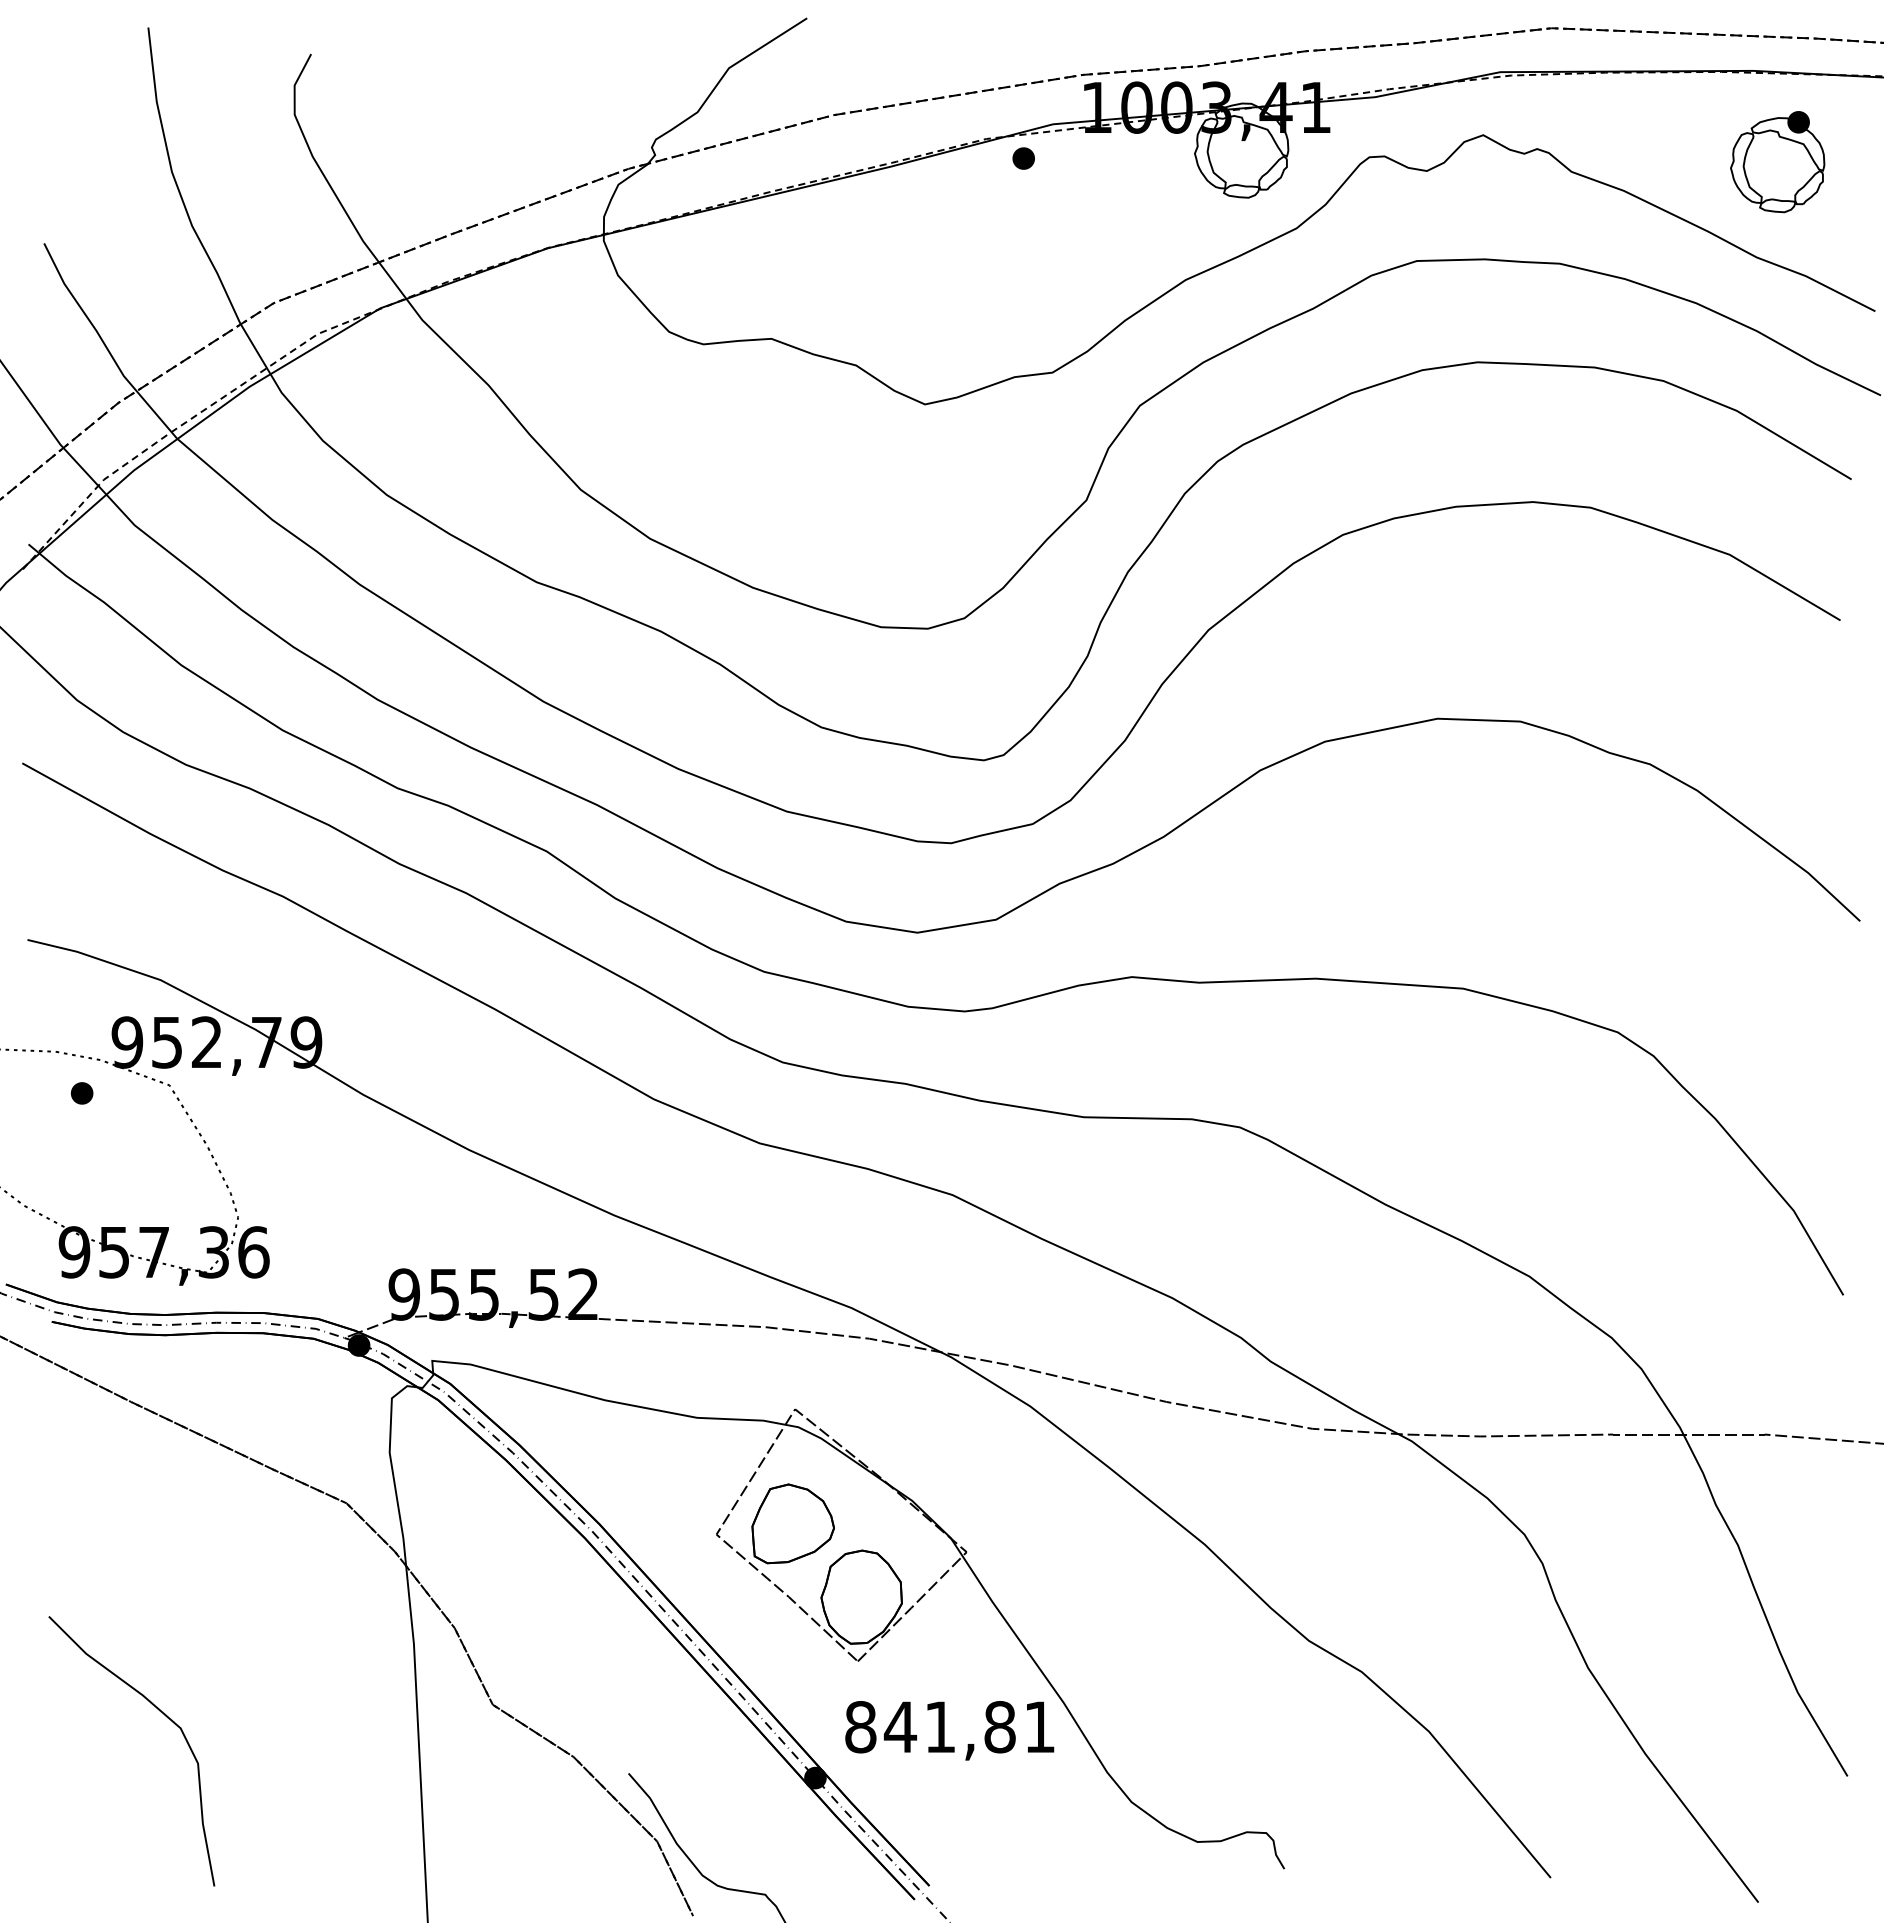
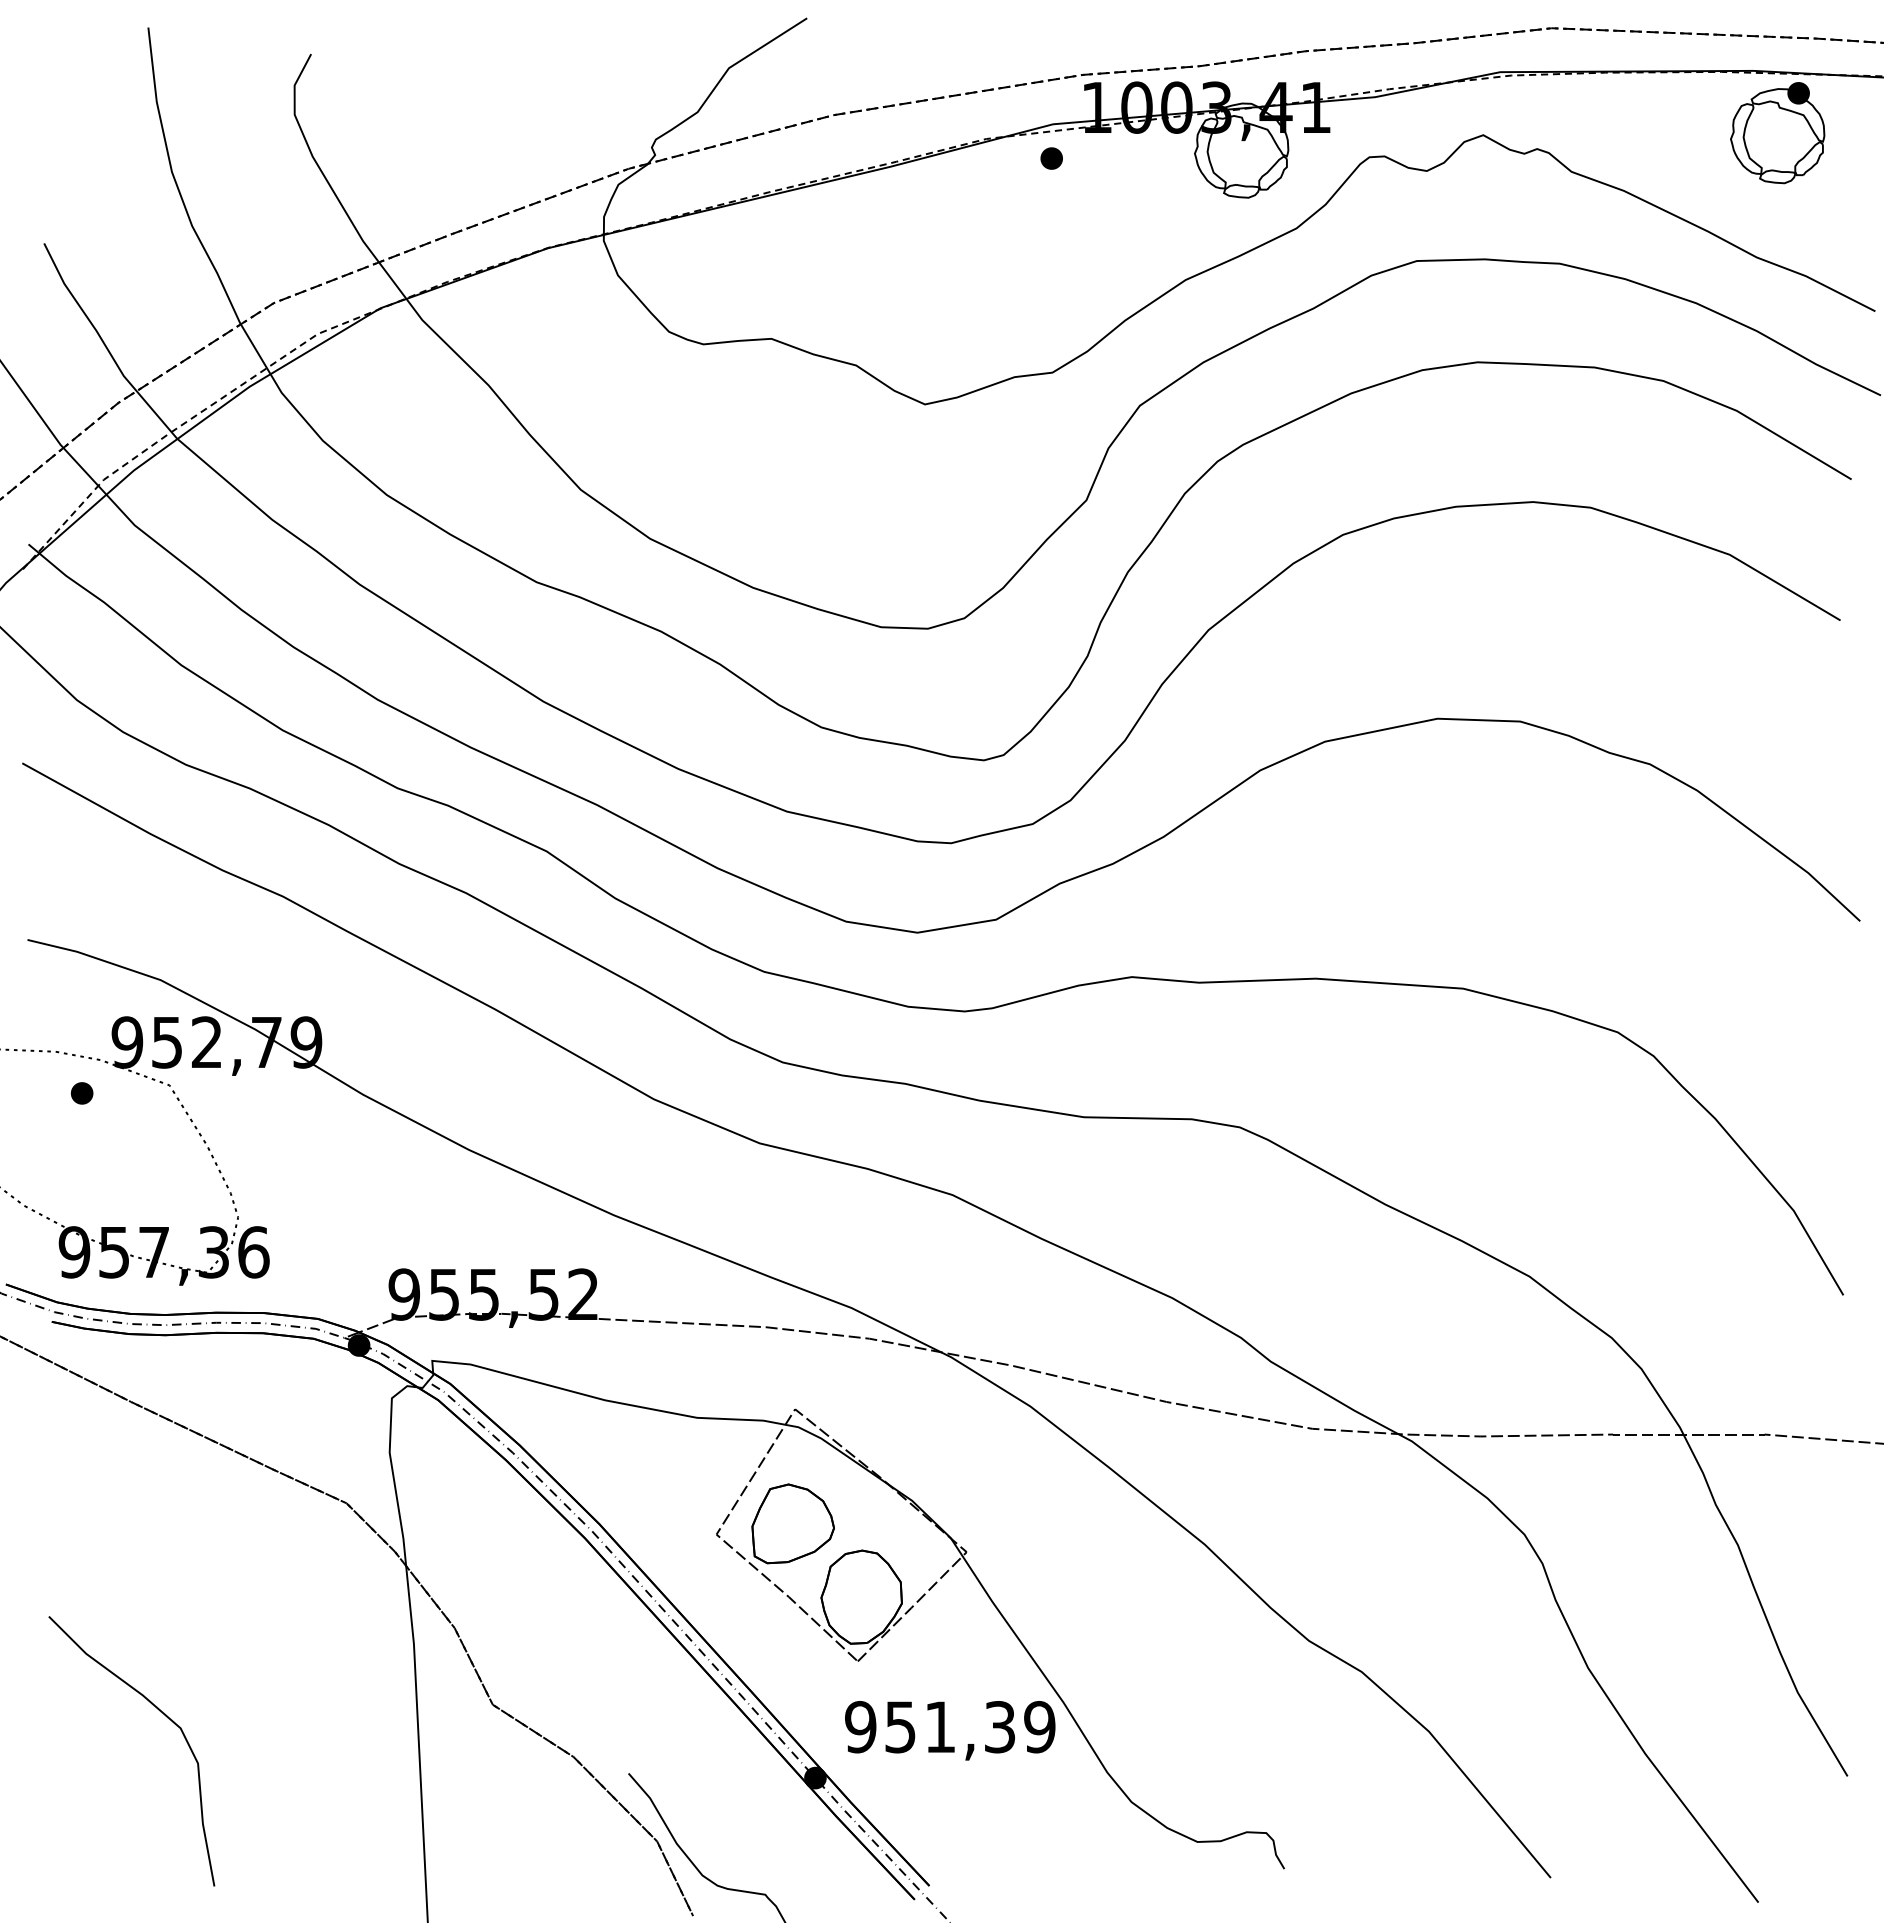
part position: (1023, 158) -> (1051, 158) (1051, 158)
part position: (1777, 162) -> (1777, 133) (1777, 133)
text: 841,81 -> 951,39 (950, 1727)
